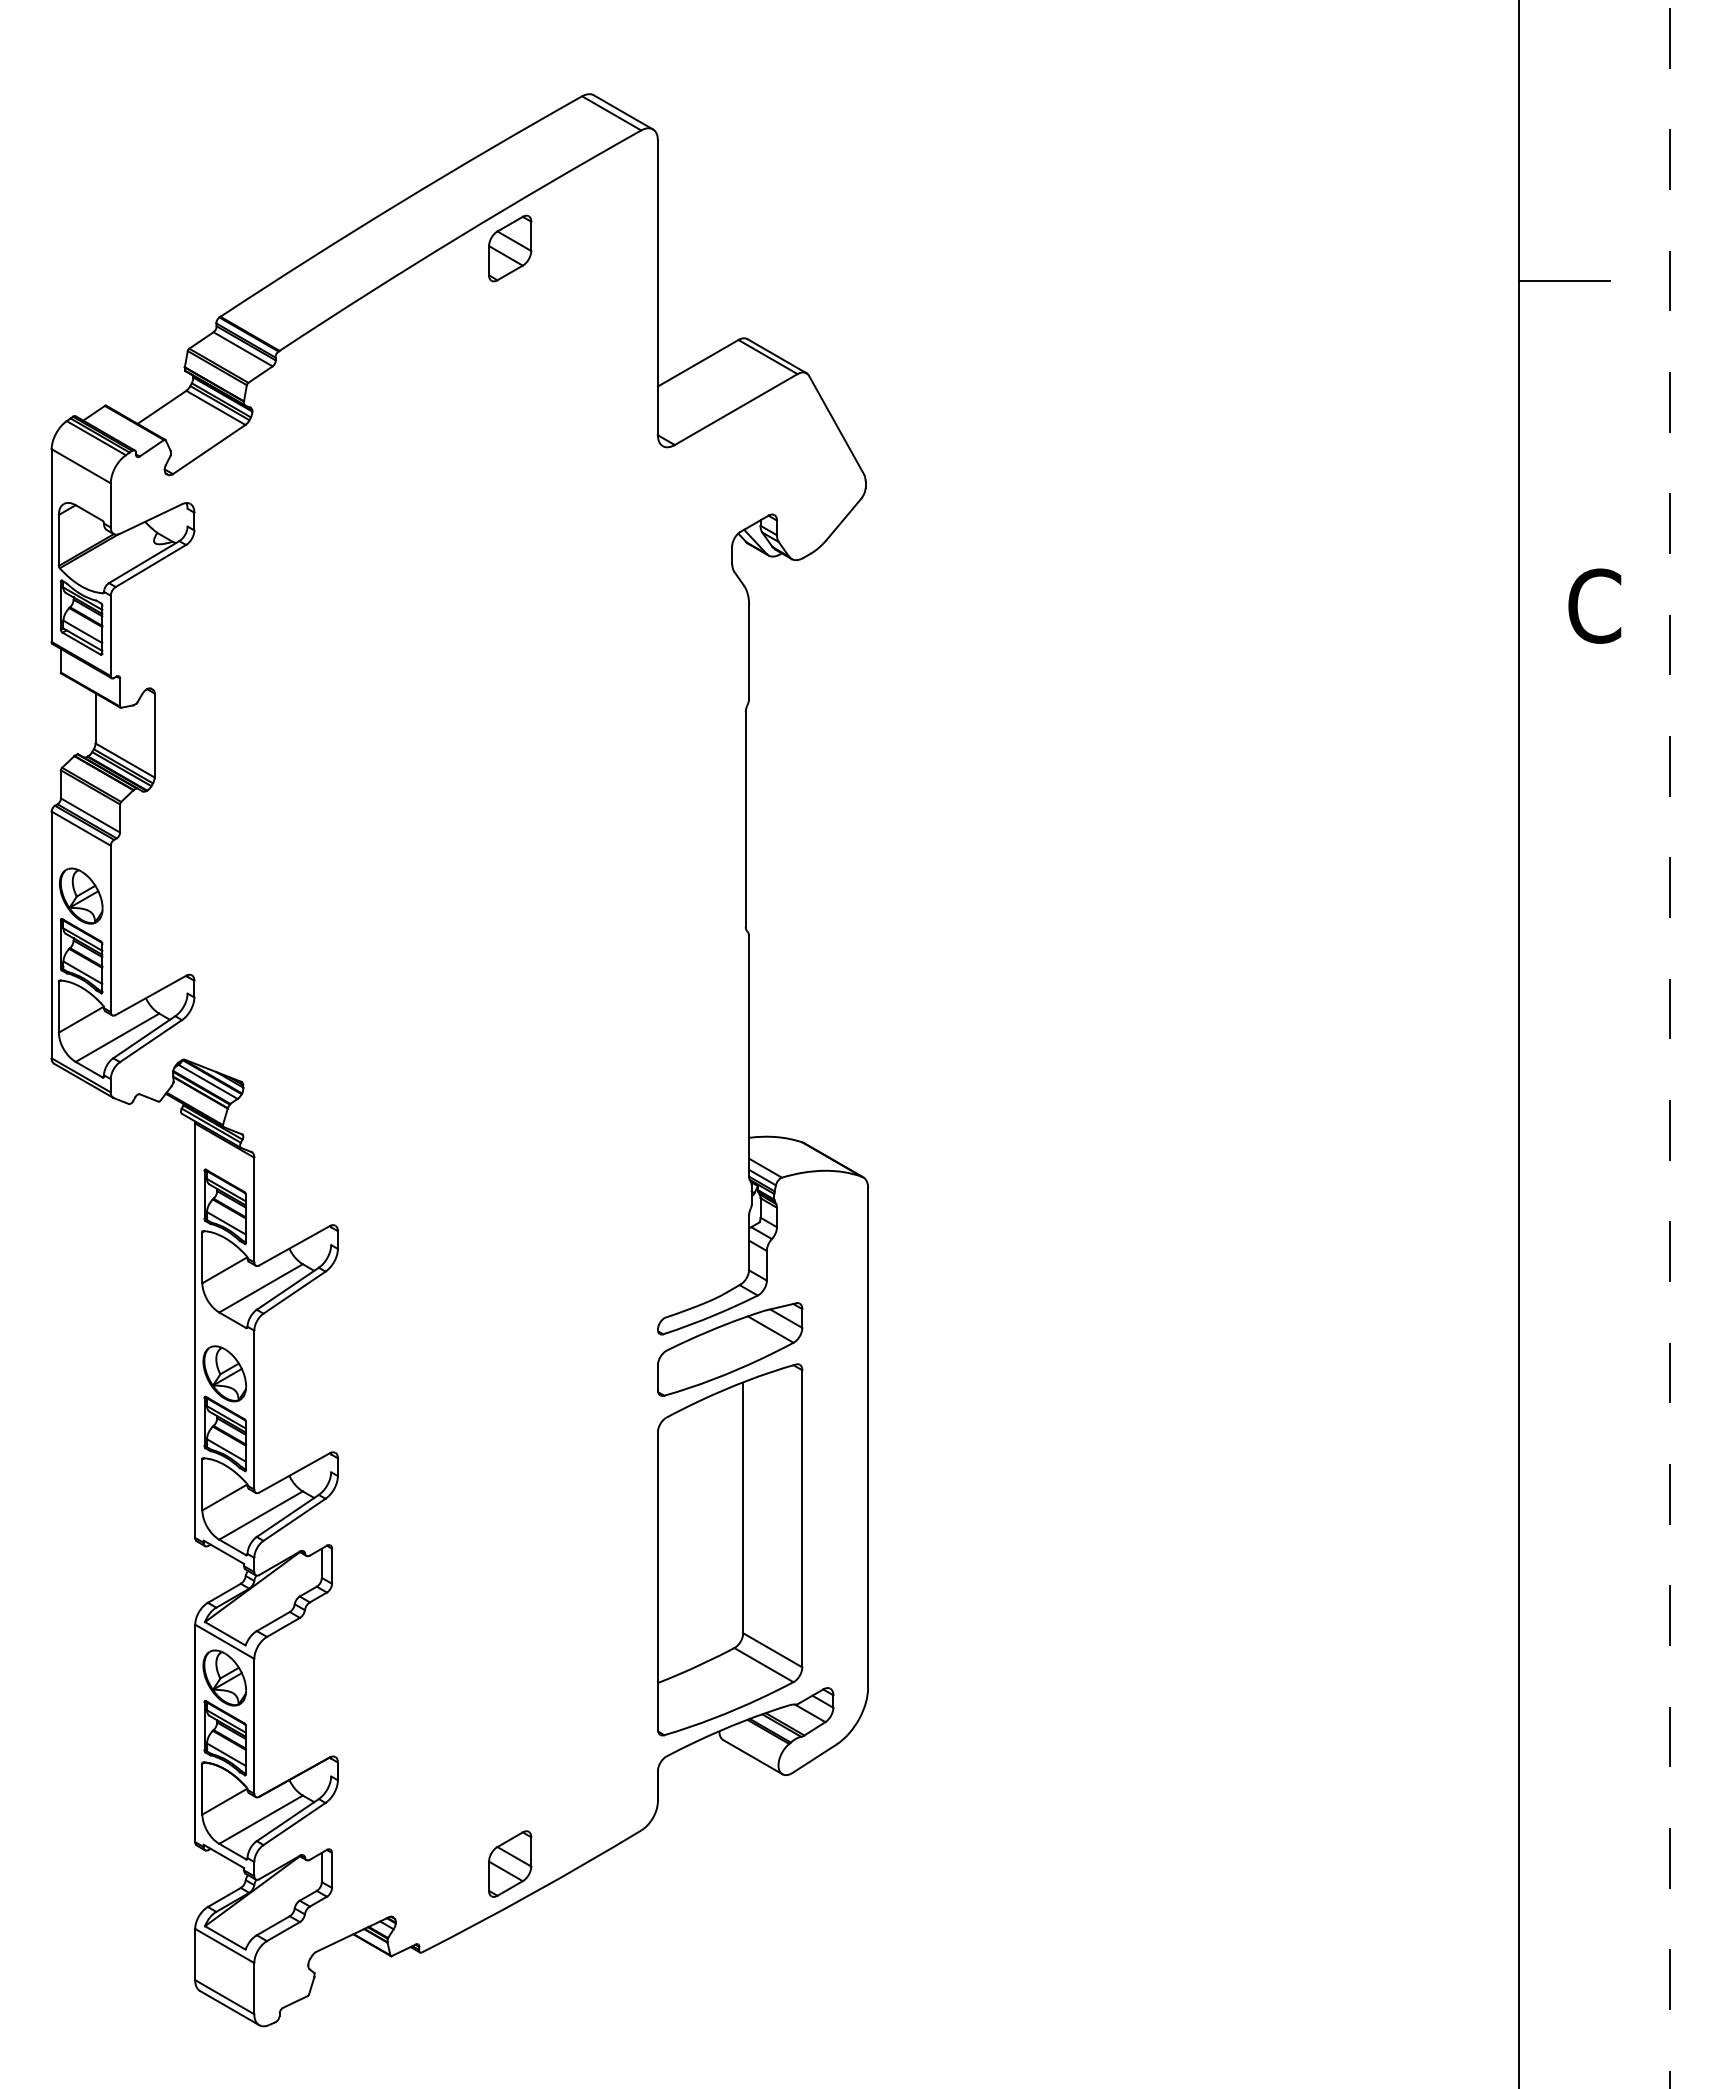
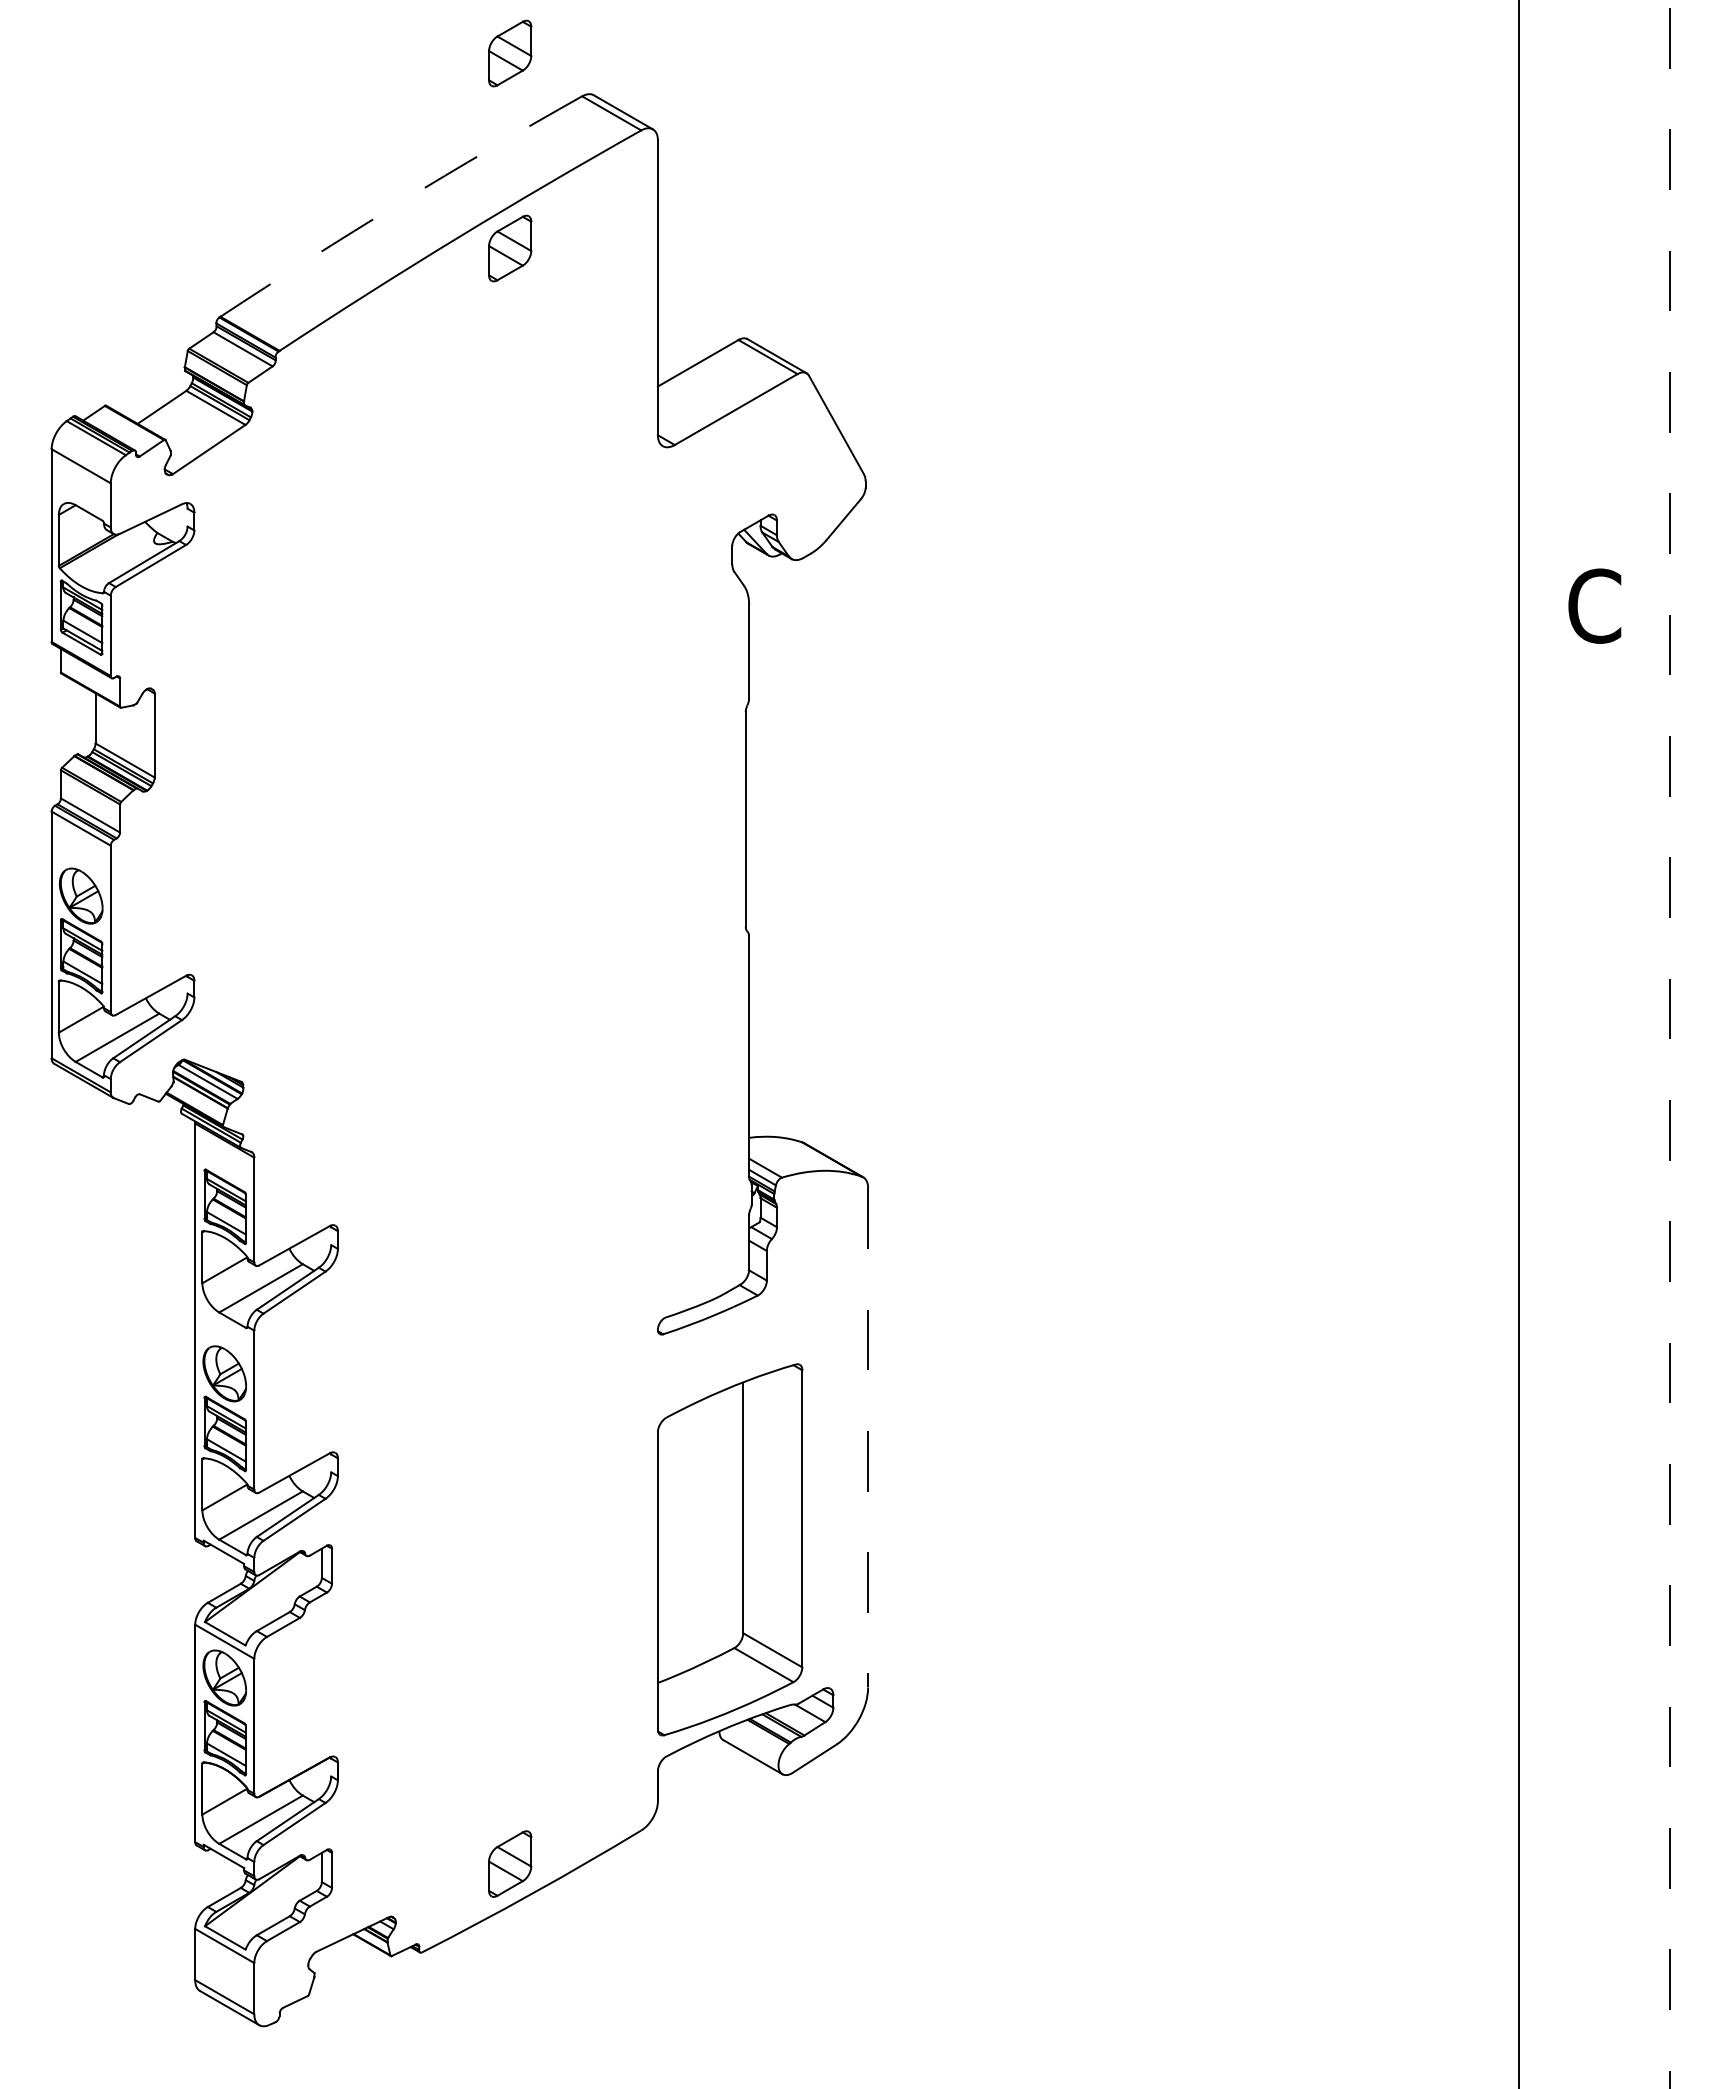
part: none -> present (510, 53)
arc: solid -> dashed (399, 203)
line: present -> none (1563, 281)
part: present -> none (730, 1349)
line: solid -> dashed (868, 1437)
